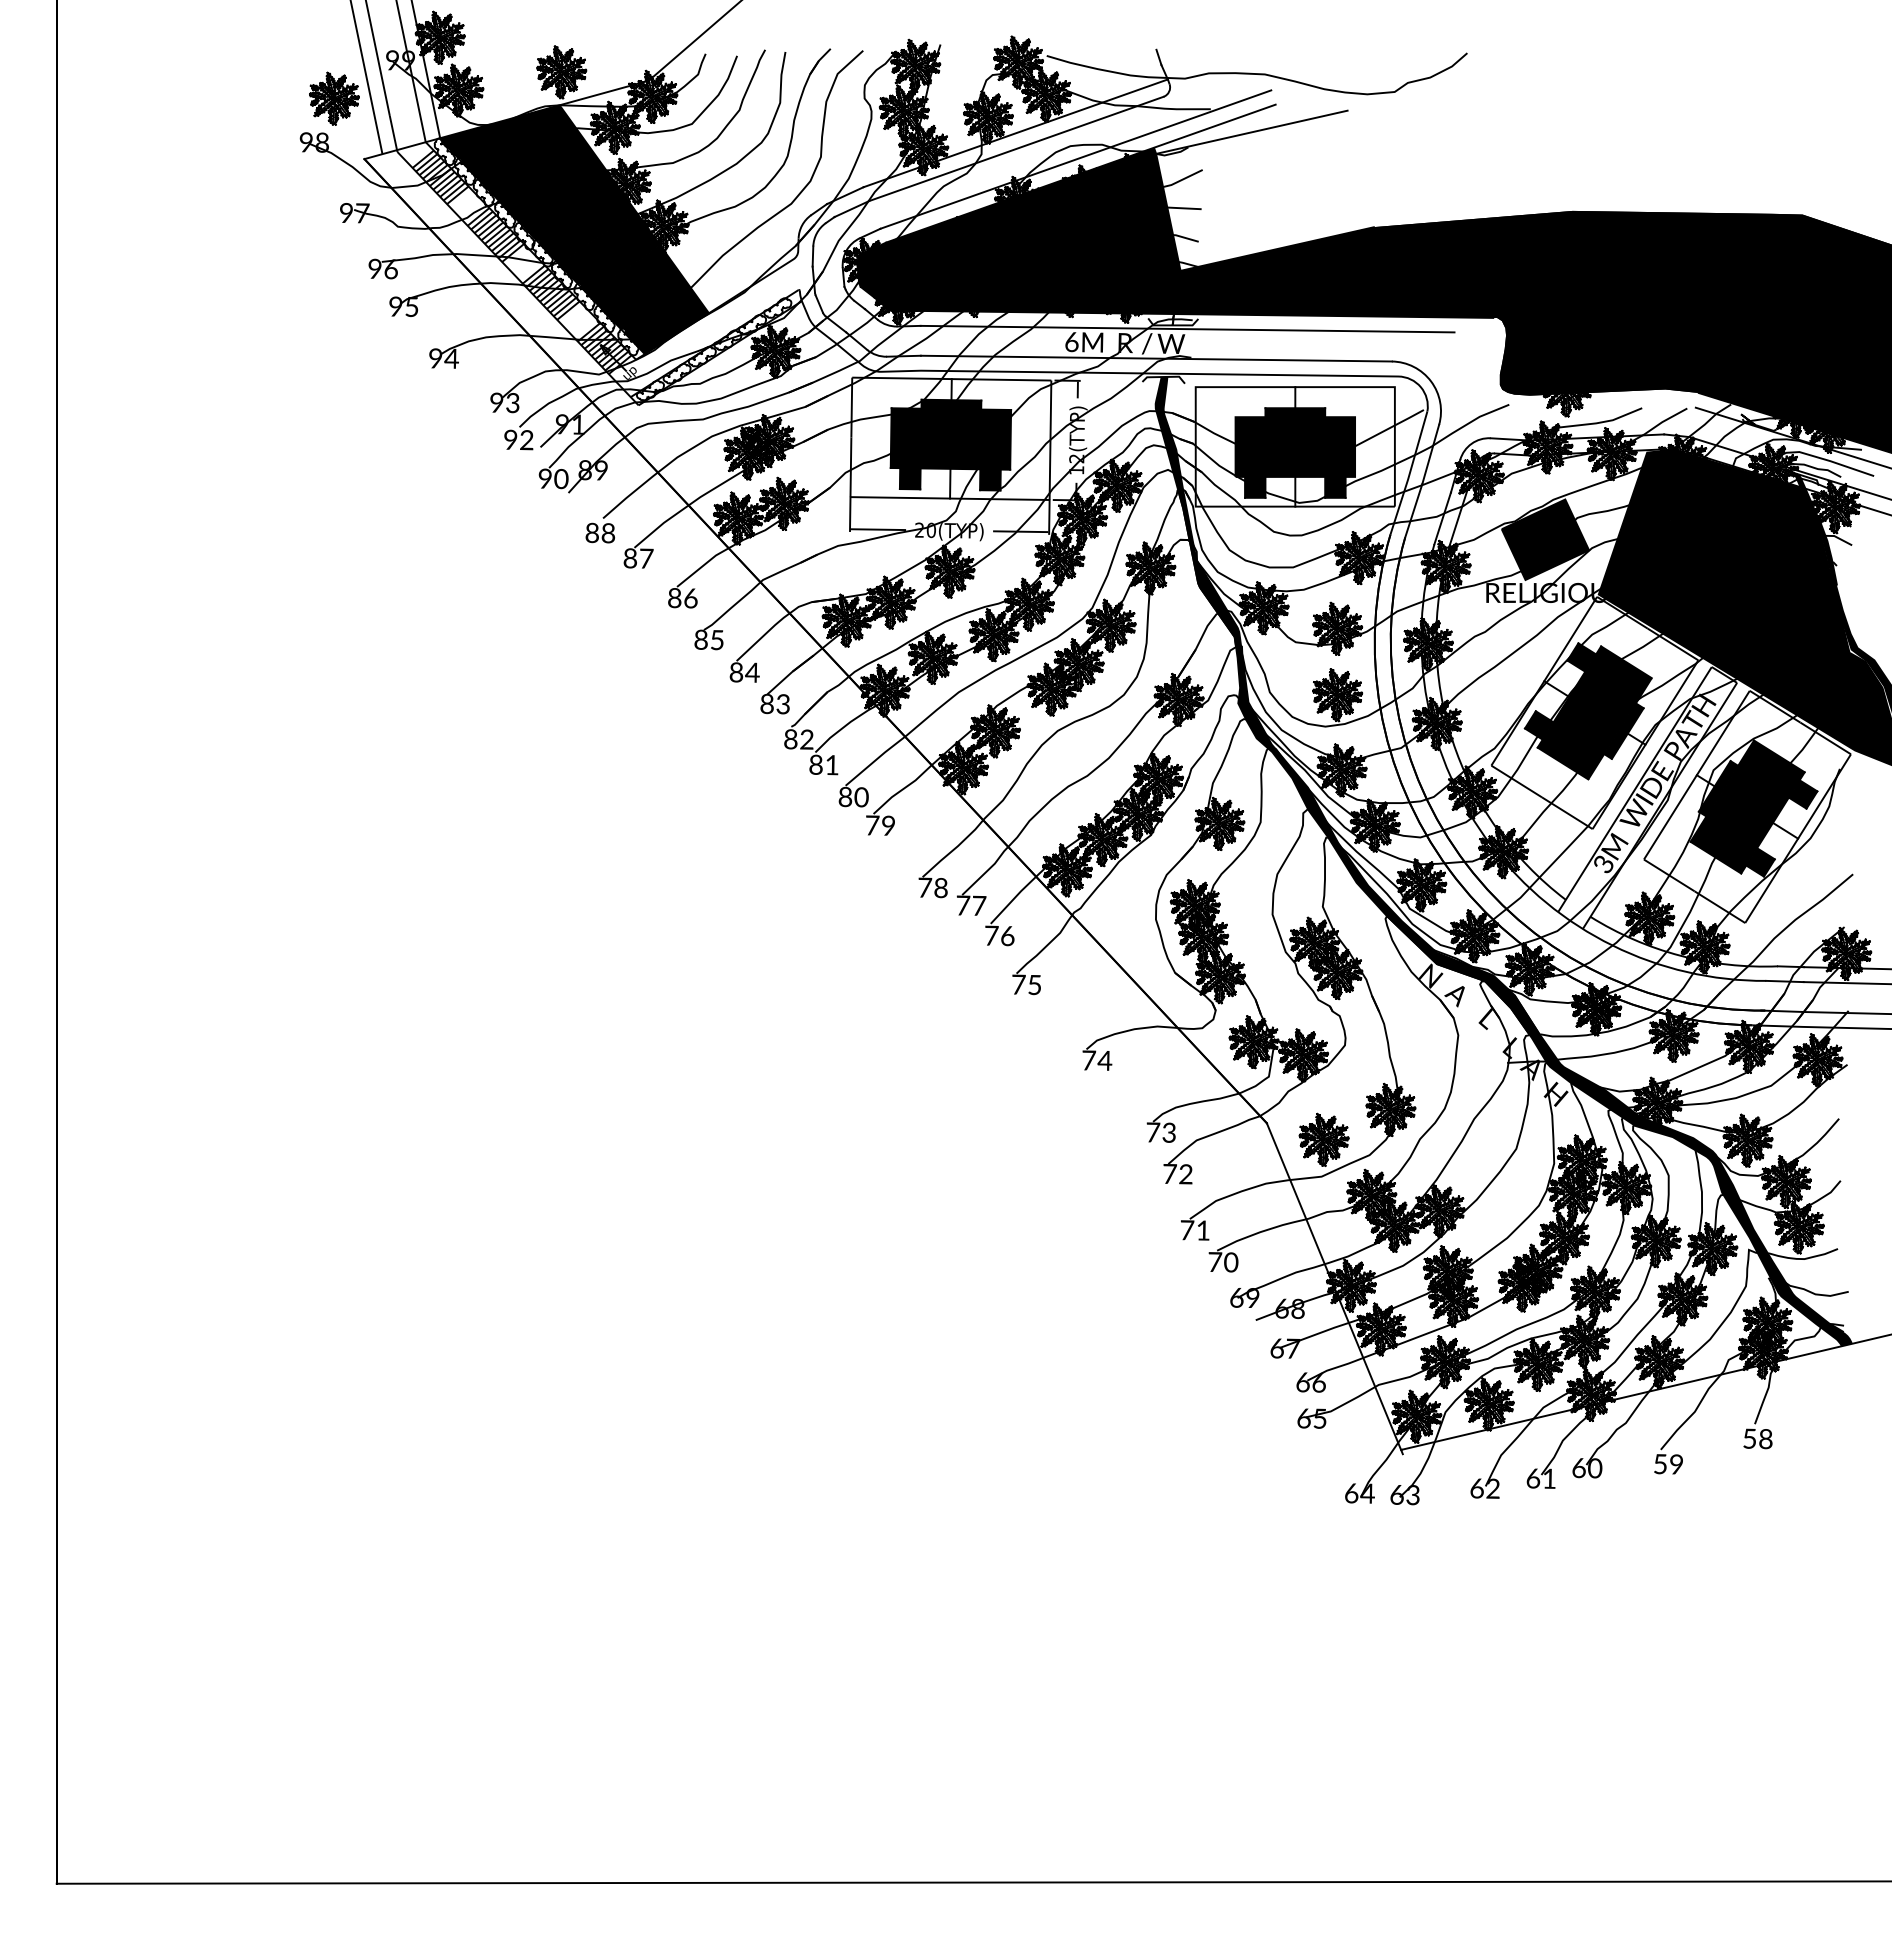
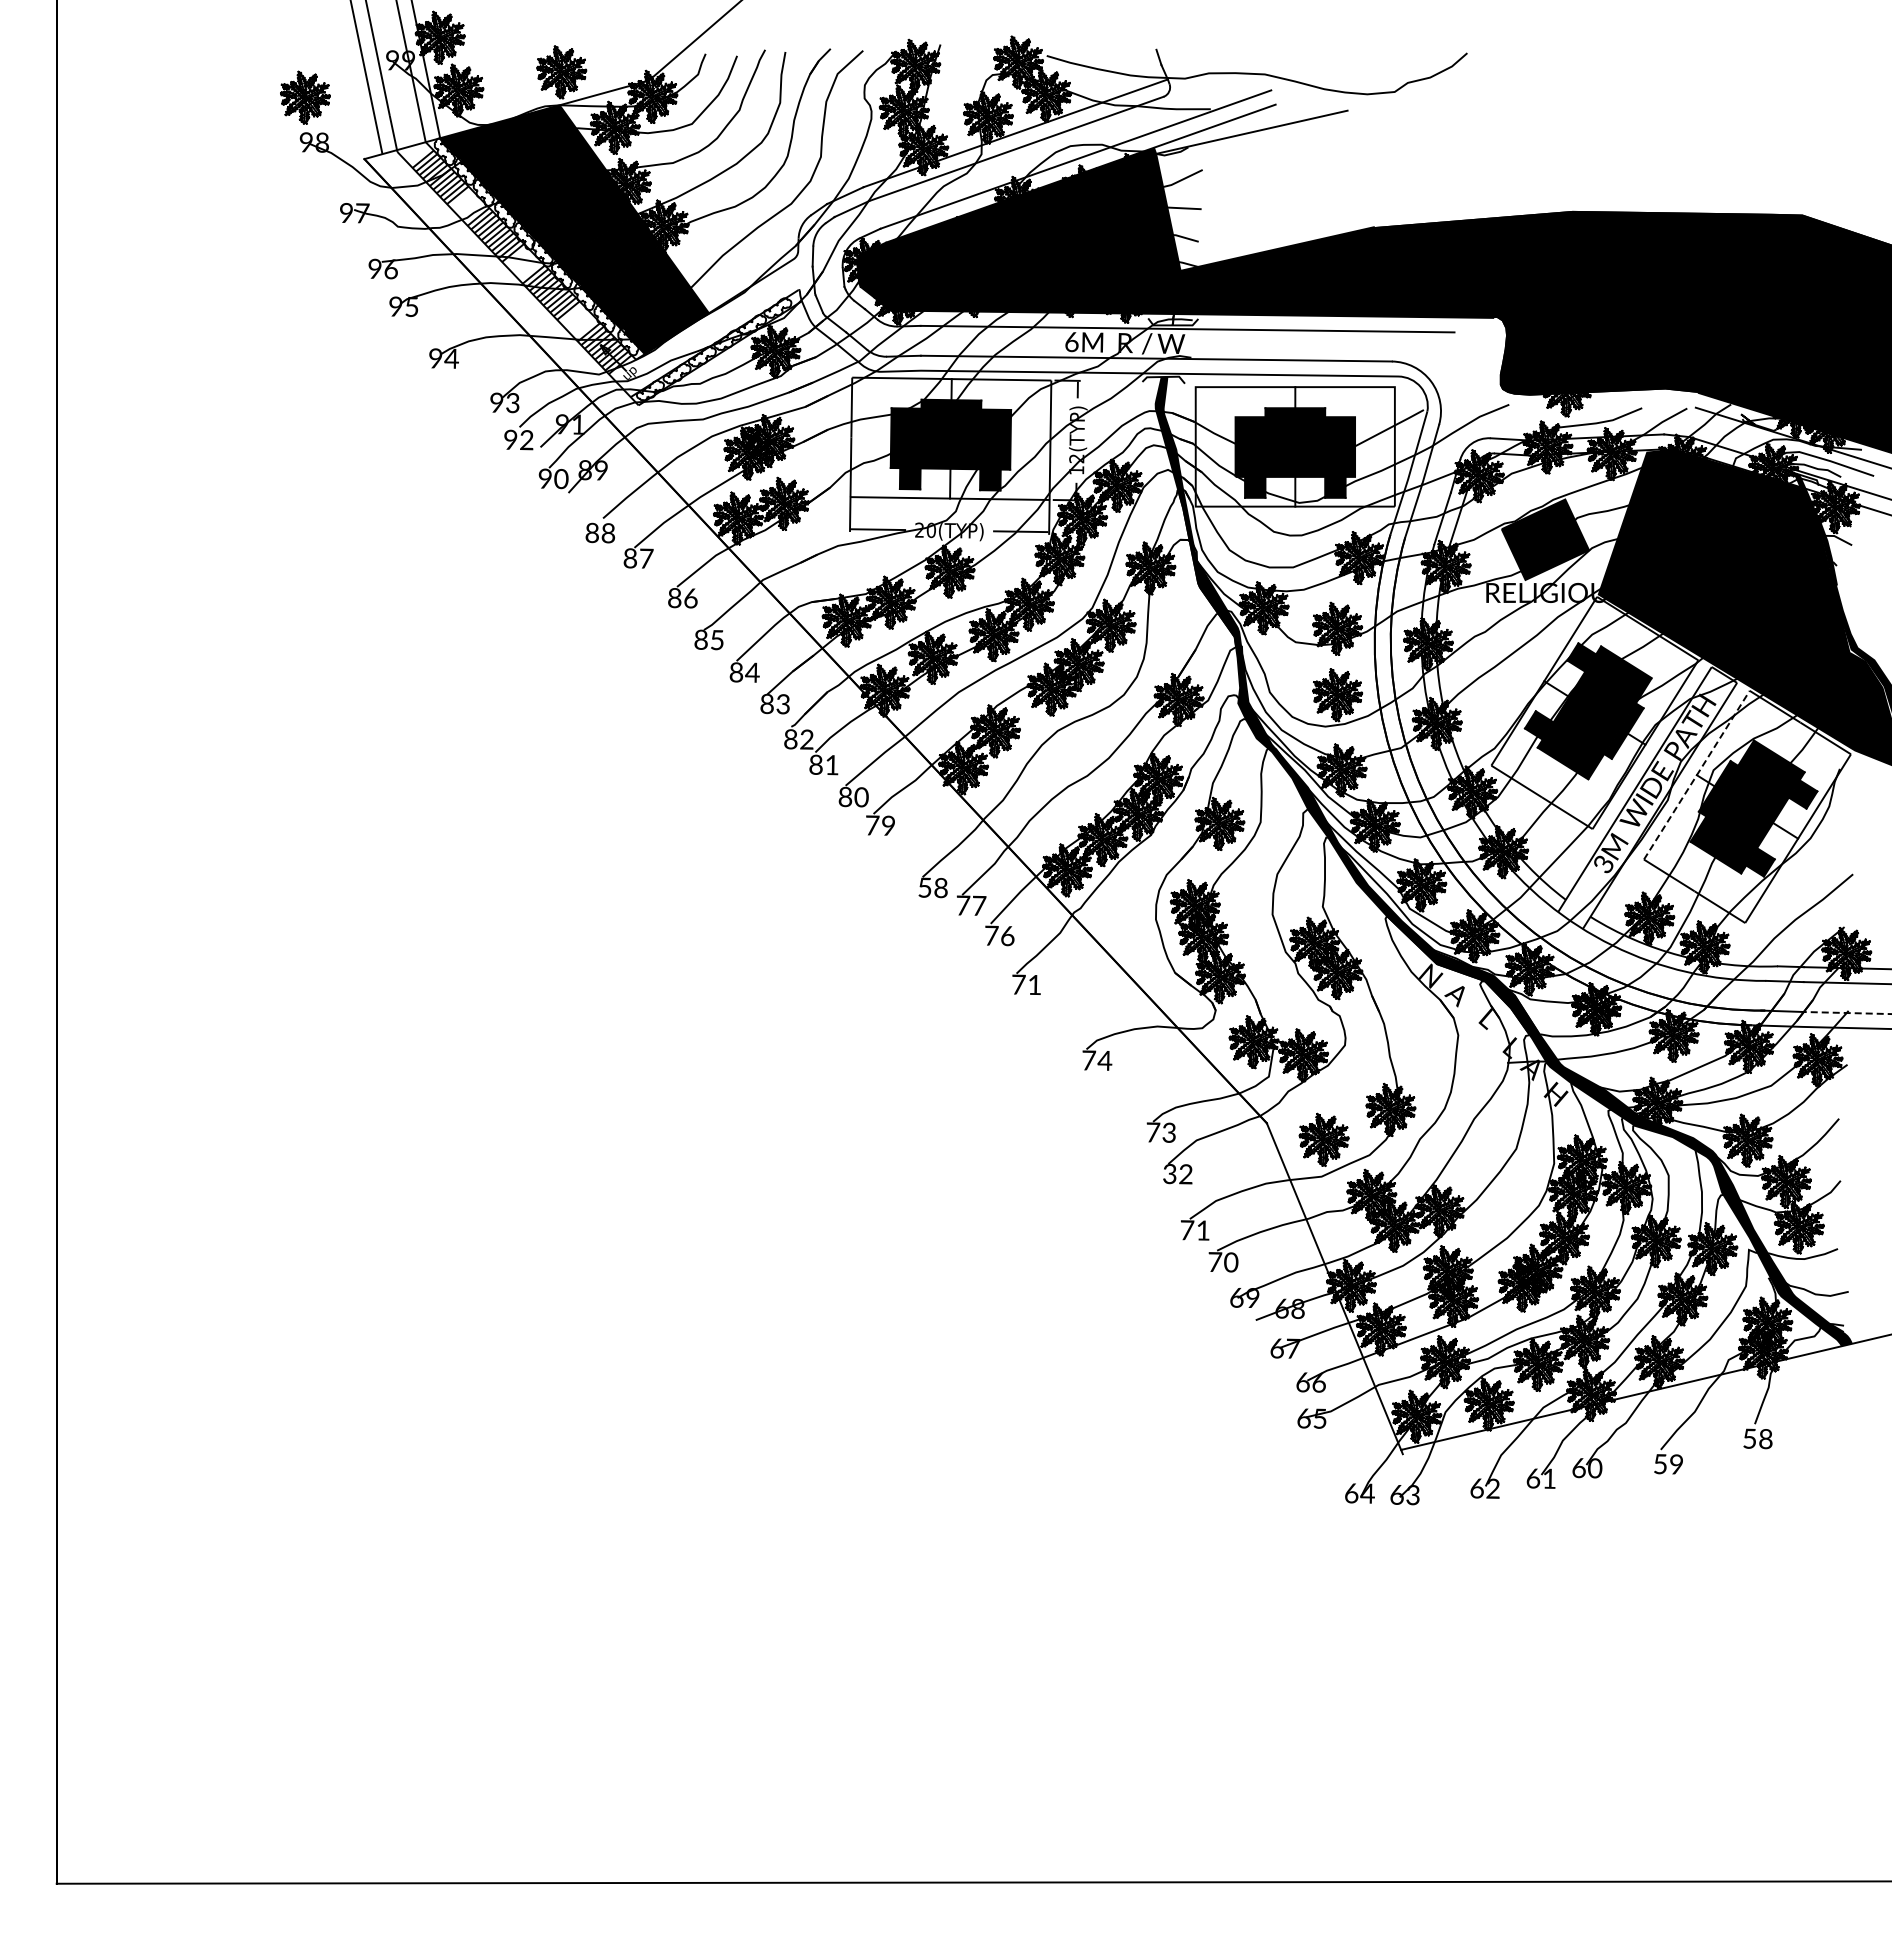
part position: (334, 98) -> (305, 97) (305, 97)
line: solid -> dashed (1696, 775)
text: 78 -> 58 (925, 887)
text: 75 -> 71 (1034, 985)
line: solid -> dashed (1846, 1013)
text: 72 -> 32 (1169, 1174)
